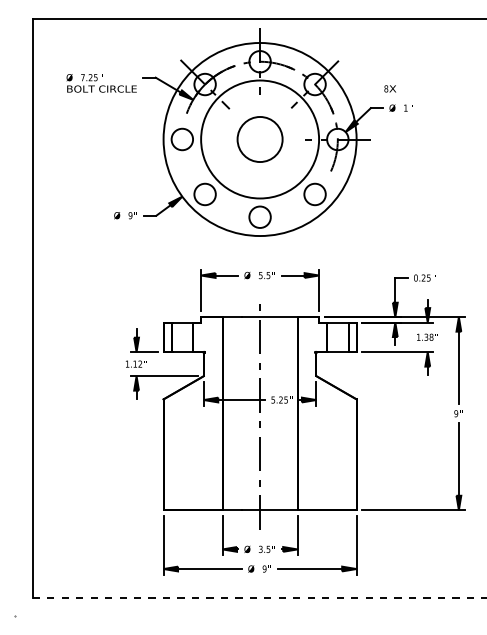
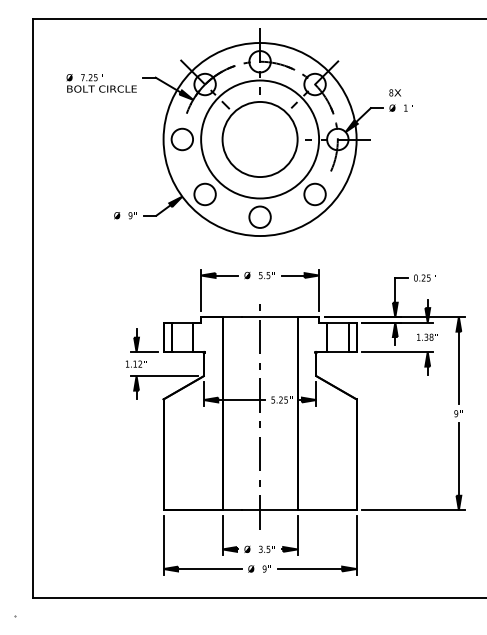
text position: (390, 88) -> (395, 92) (395, 92)
circle diameter: 45 px -> 75 px (259, 139)
line: dashed -> solid (259, 597)
